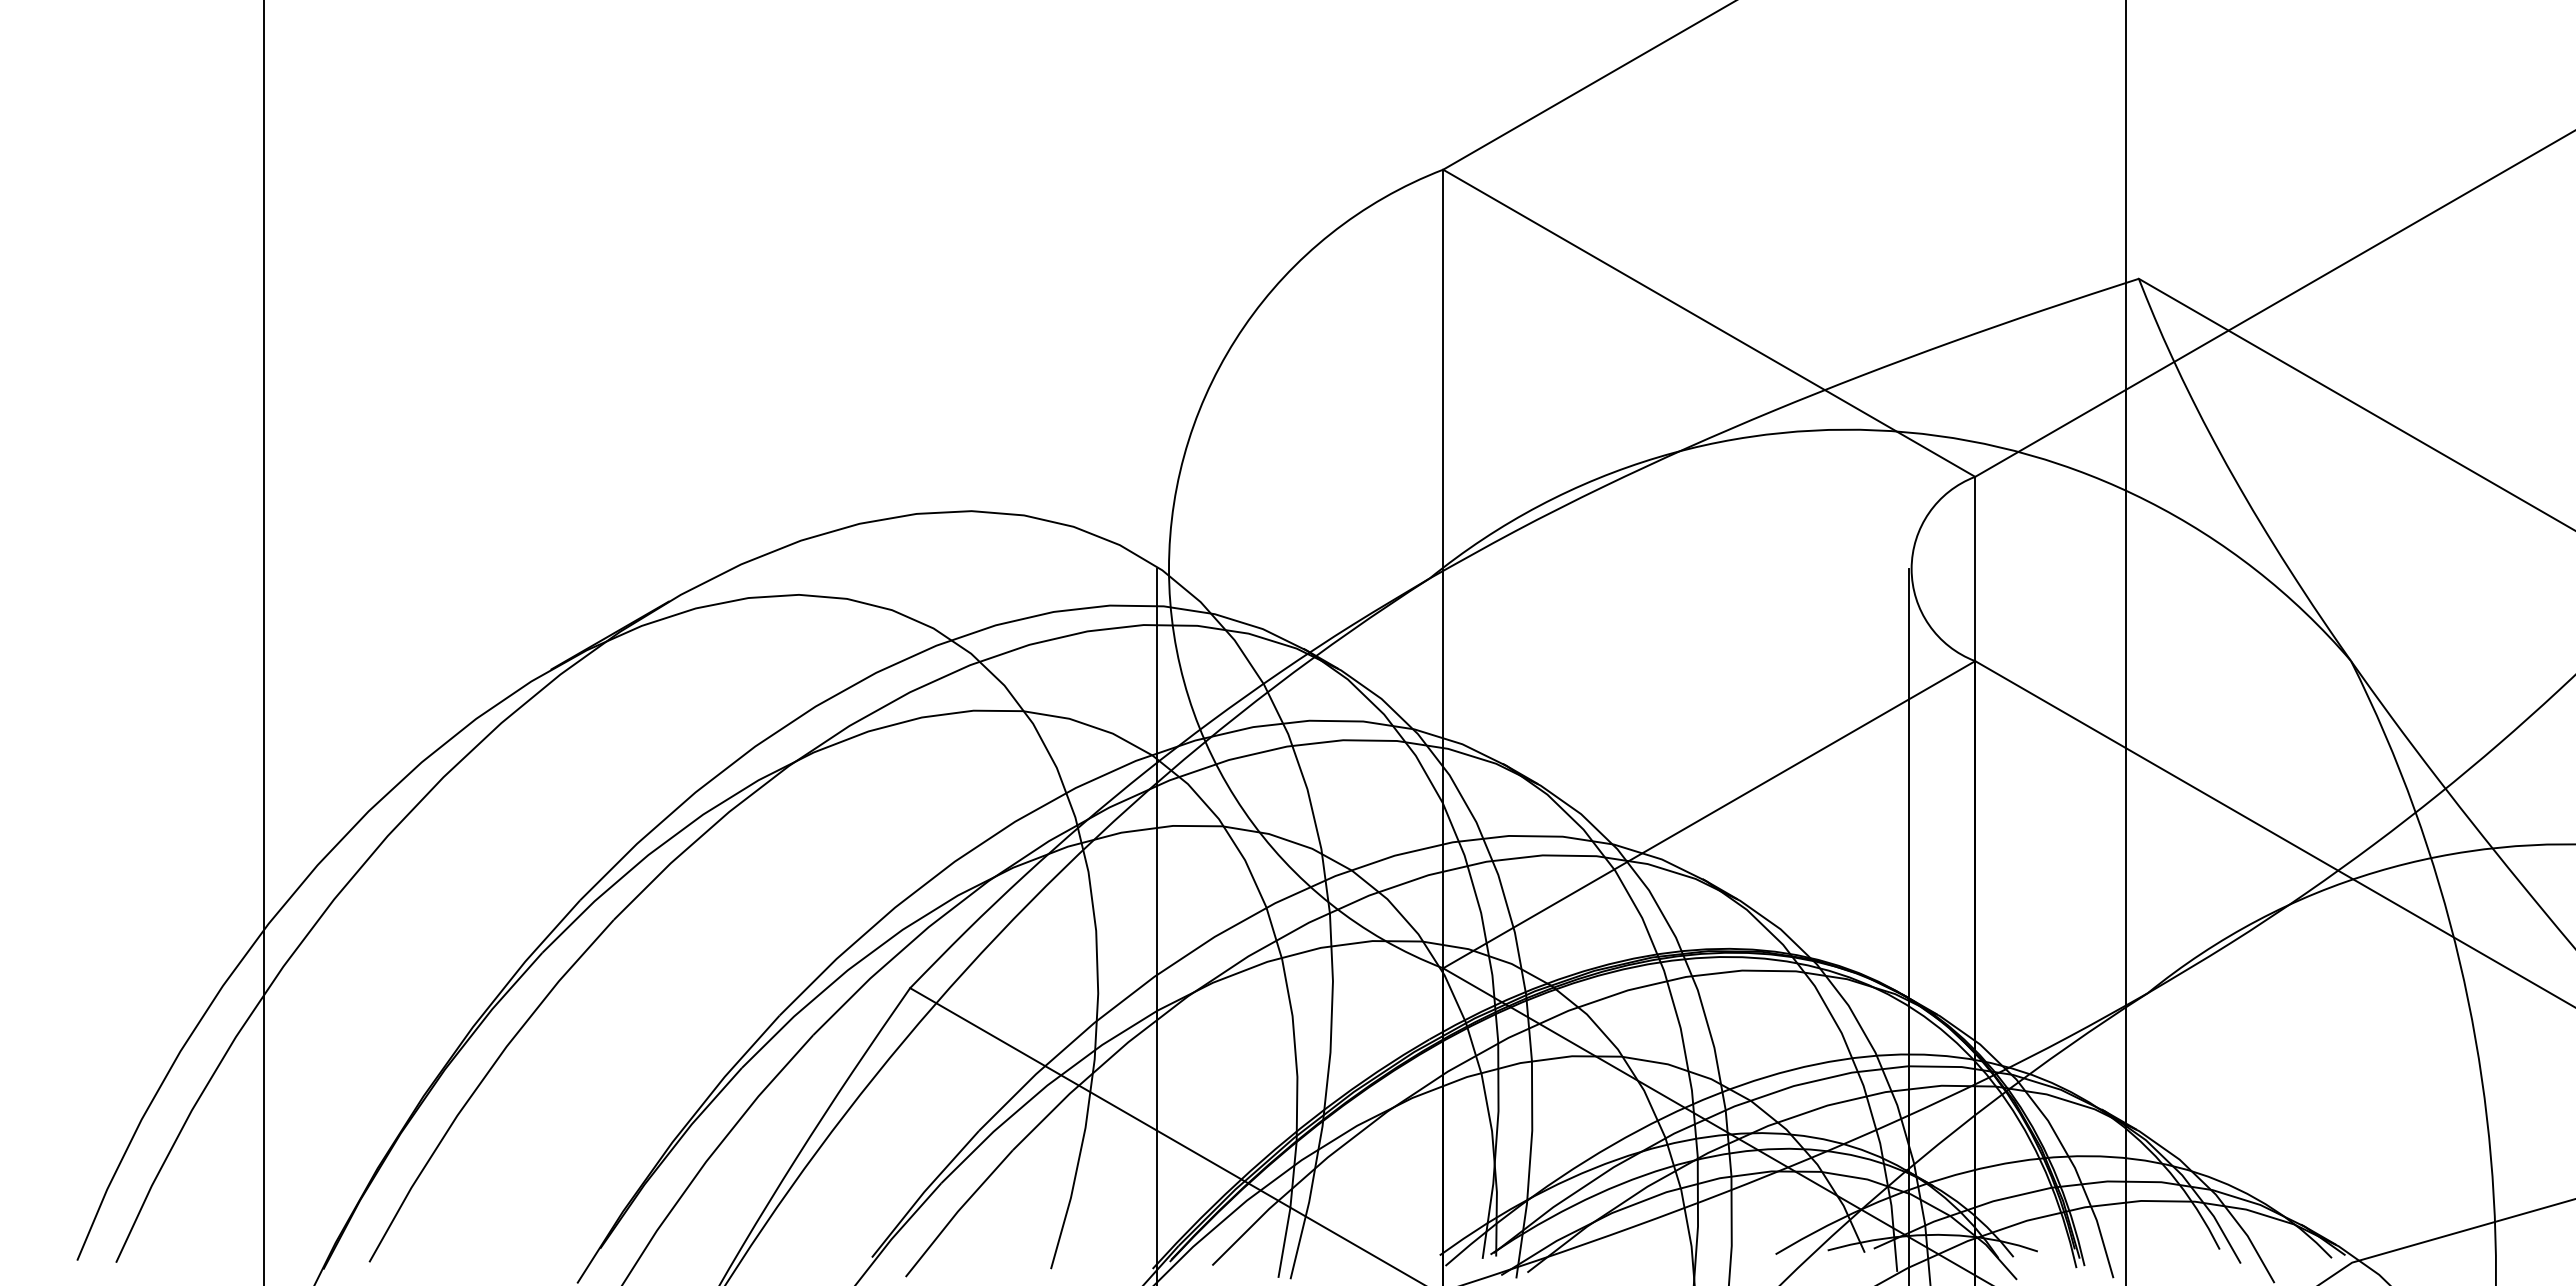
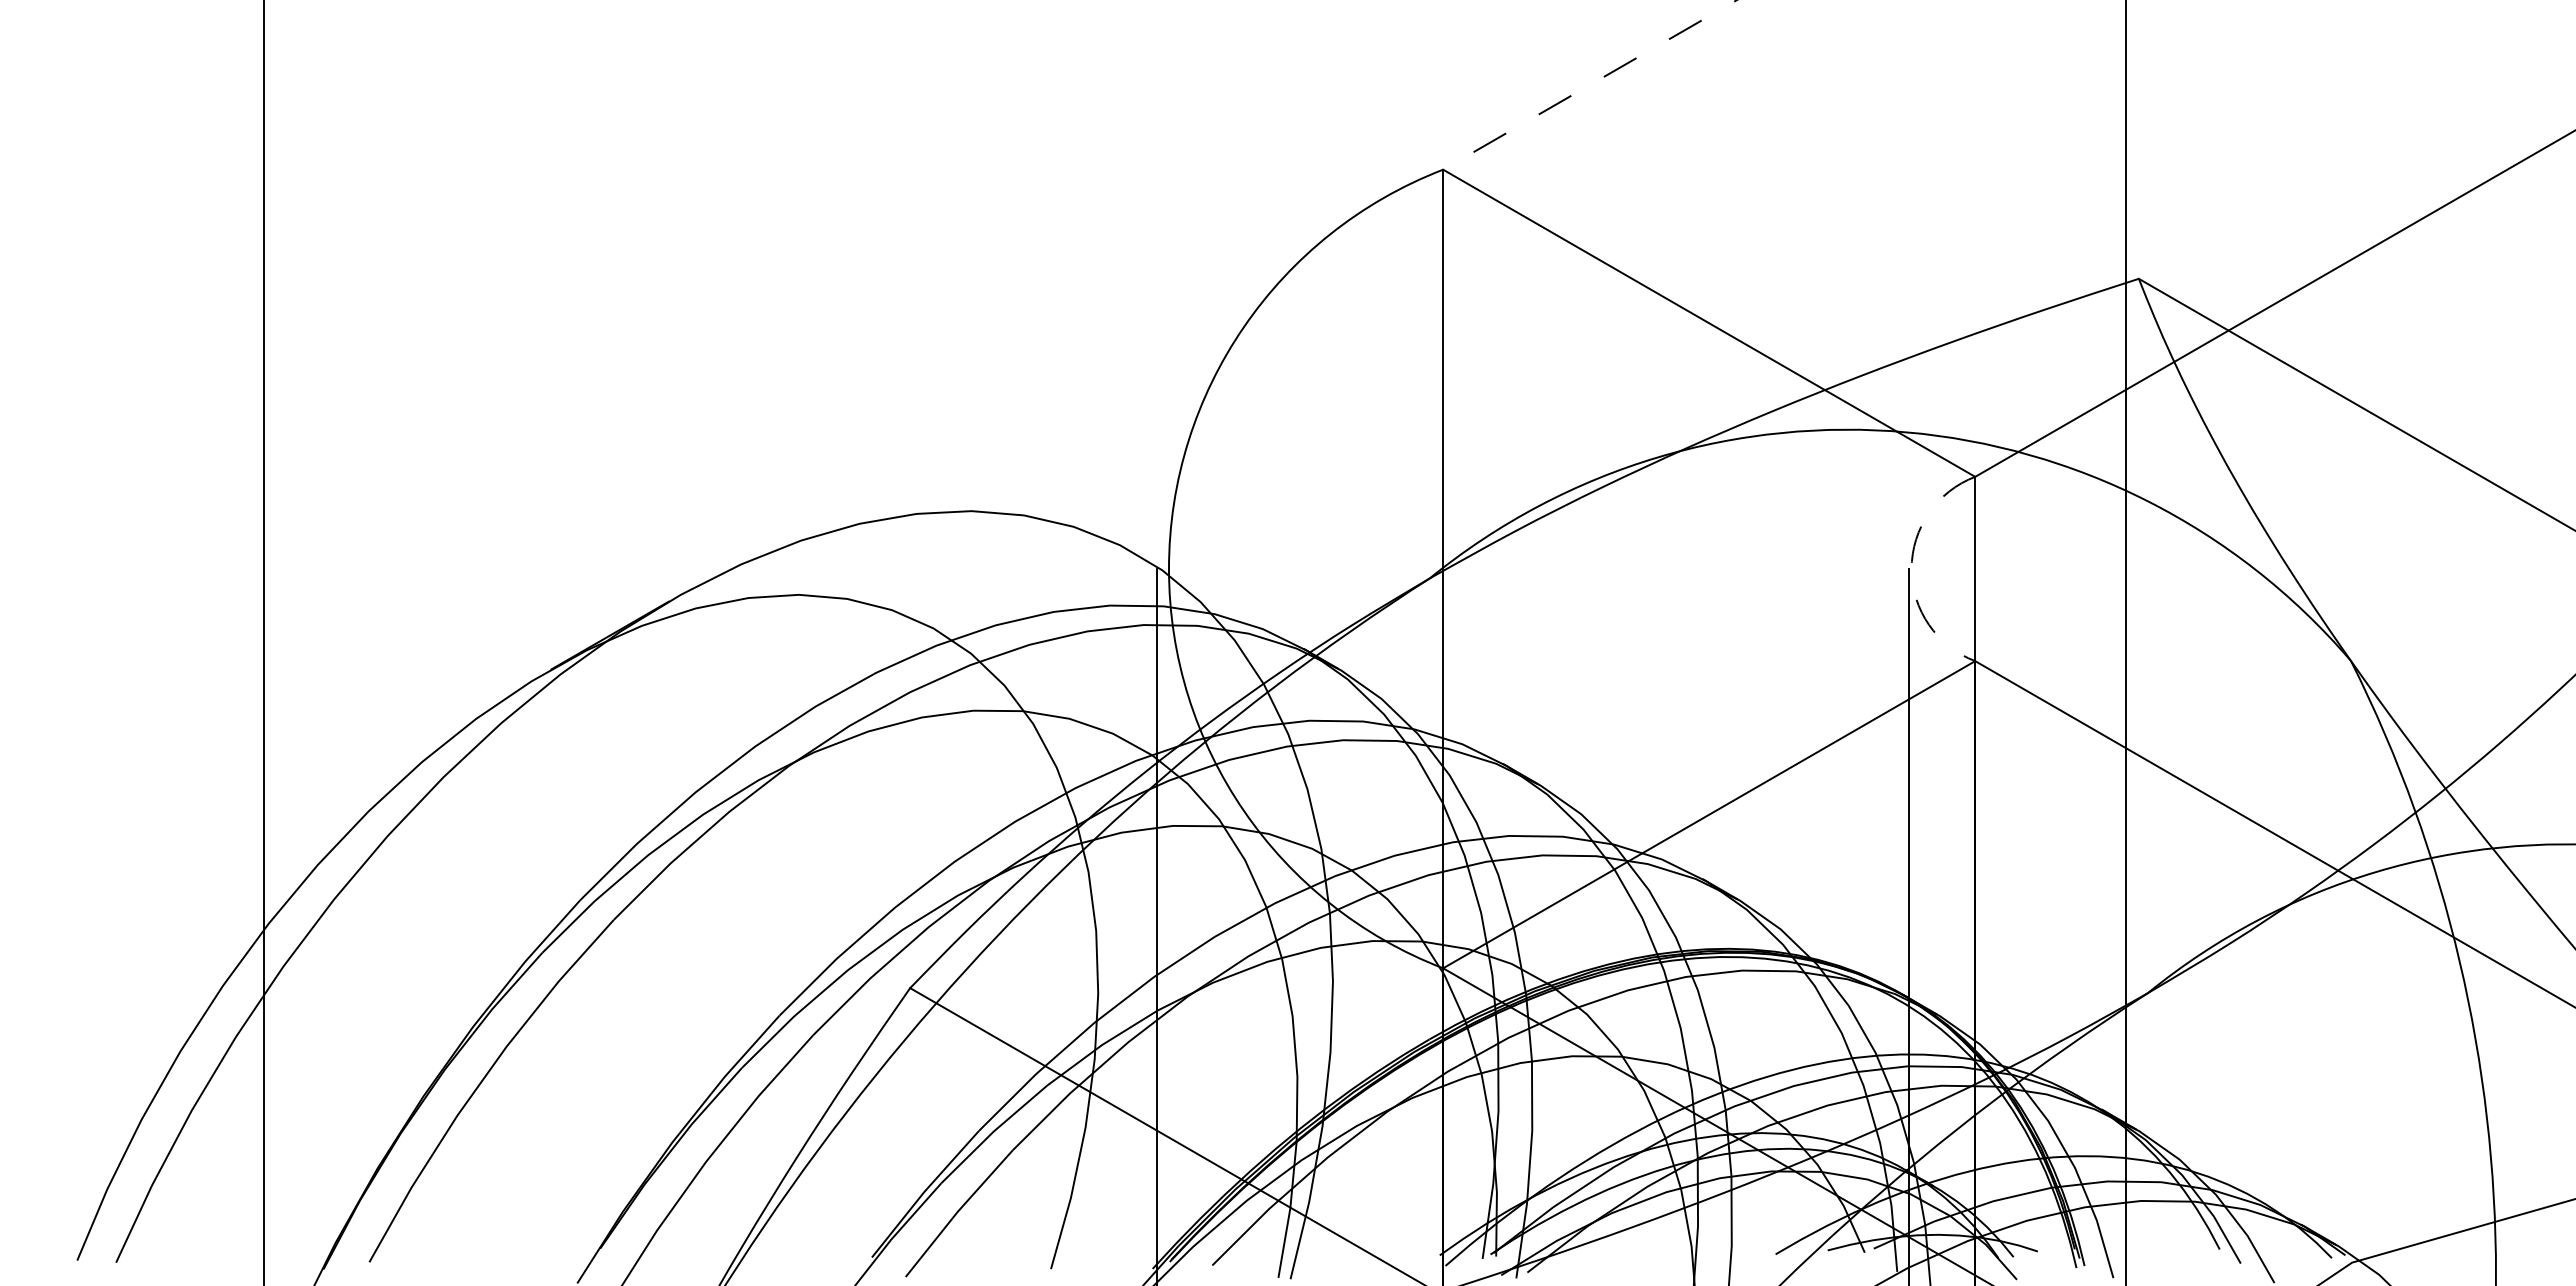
line: solid -> dashed (1589, 85)
arc: solid -> dashed (1911, 568)
